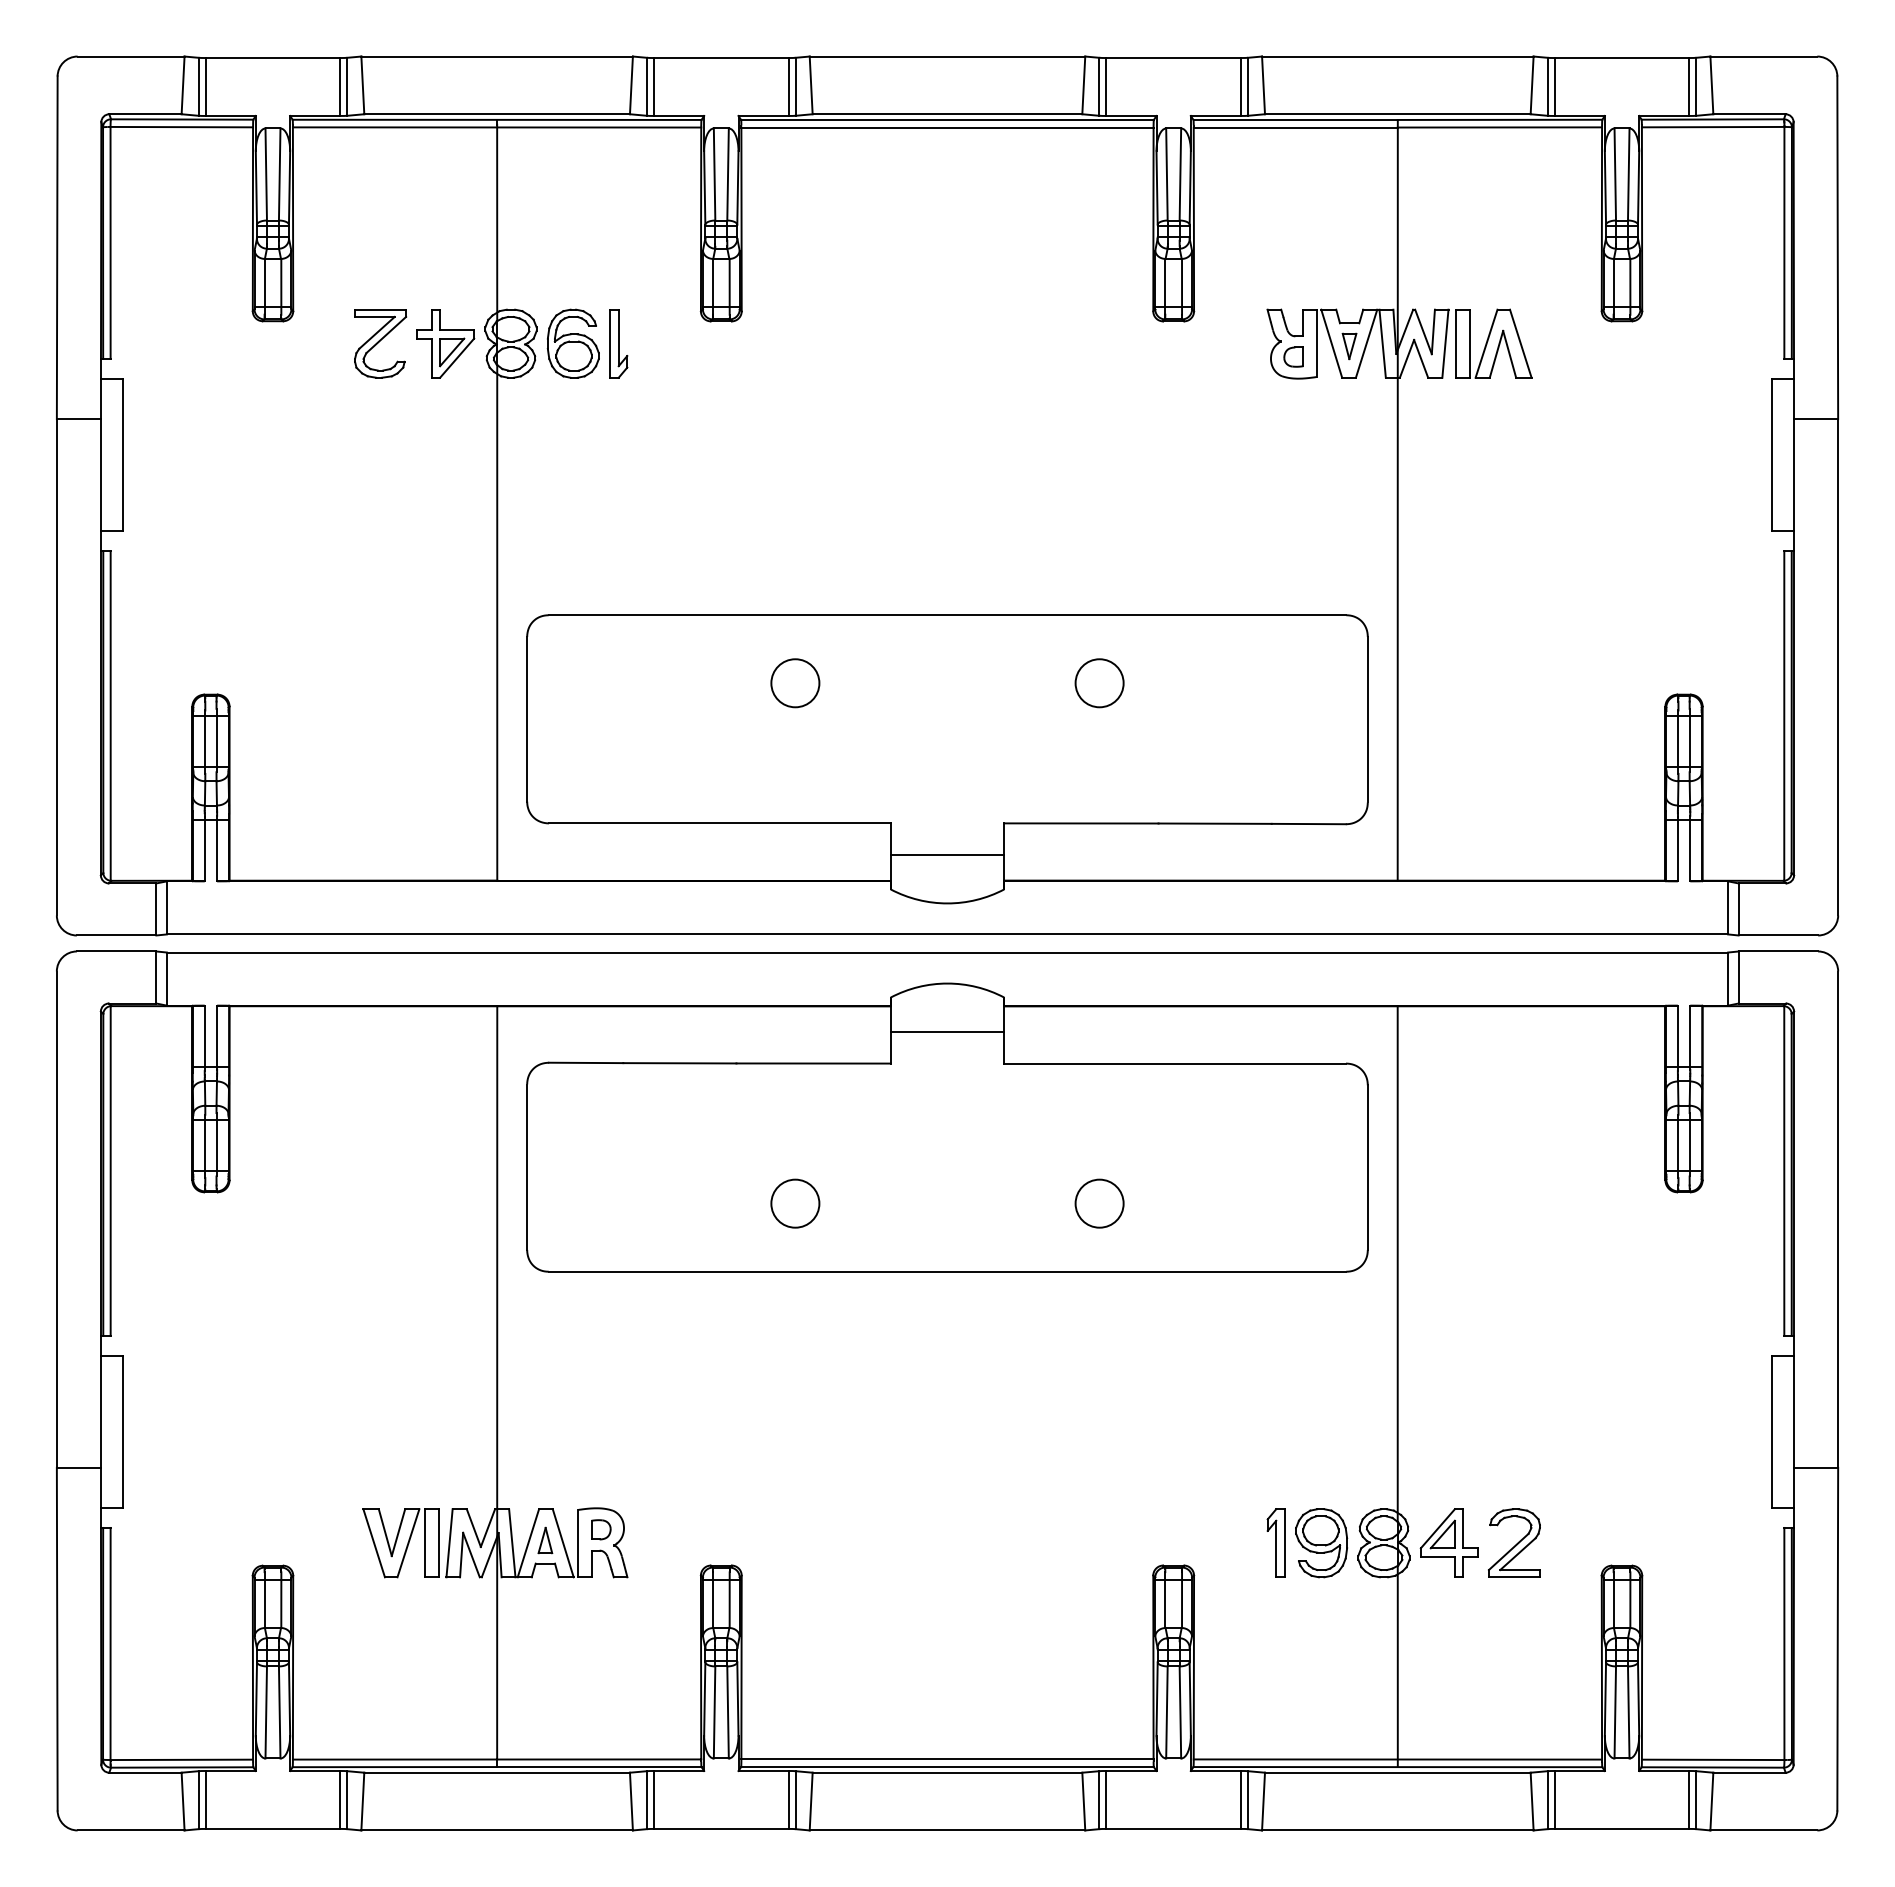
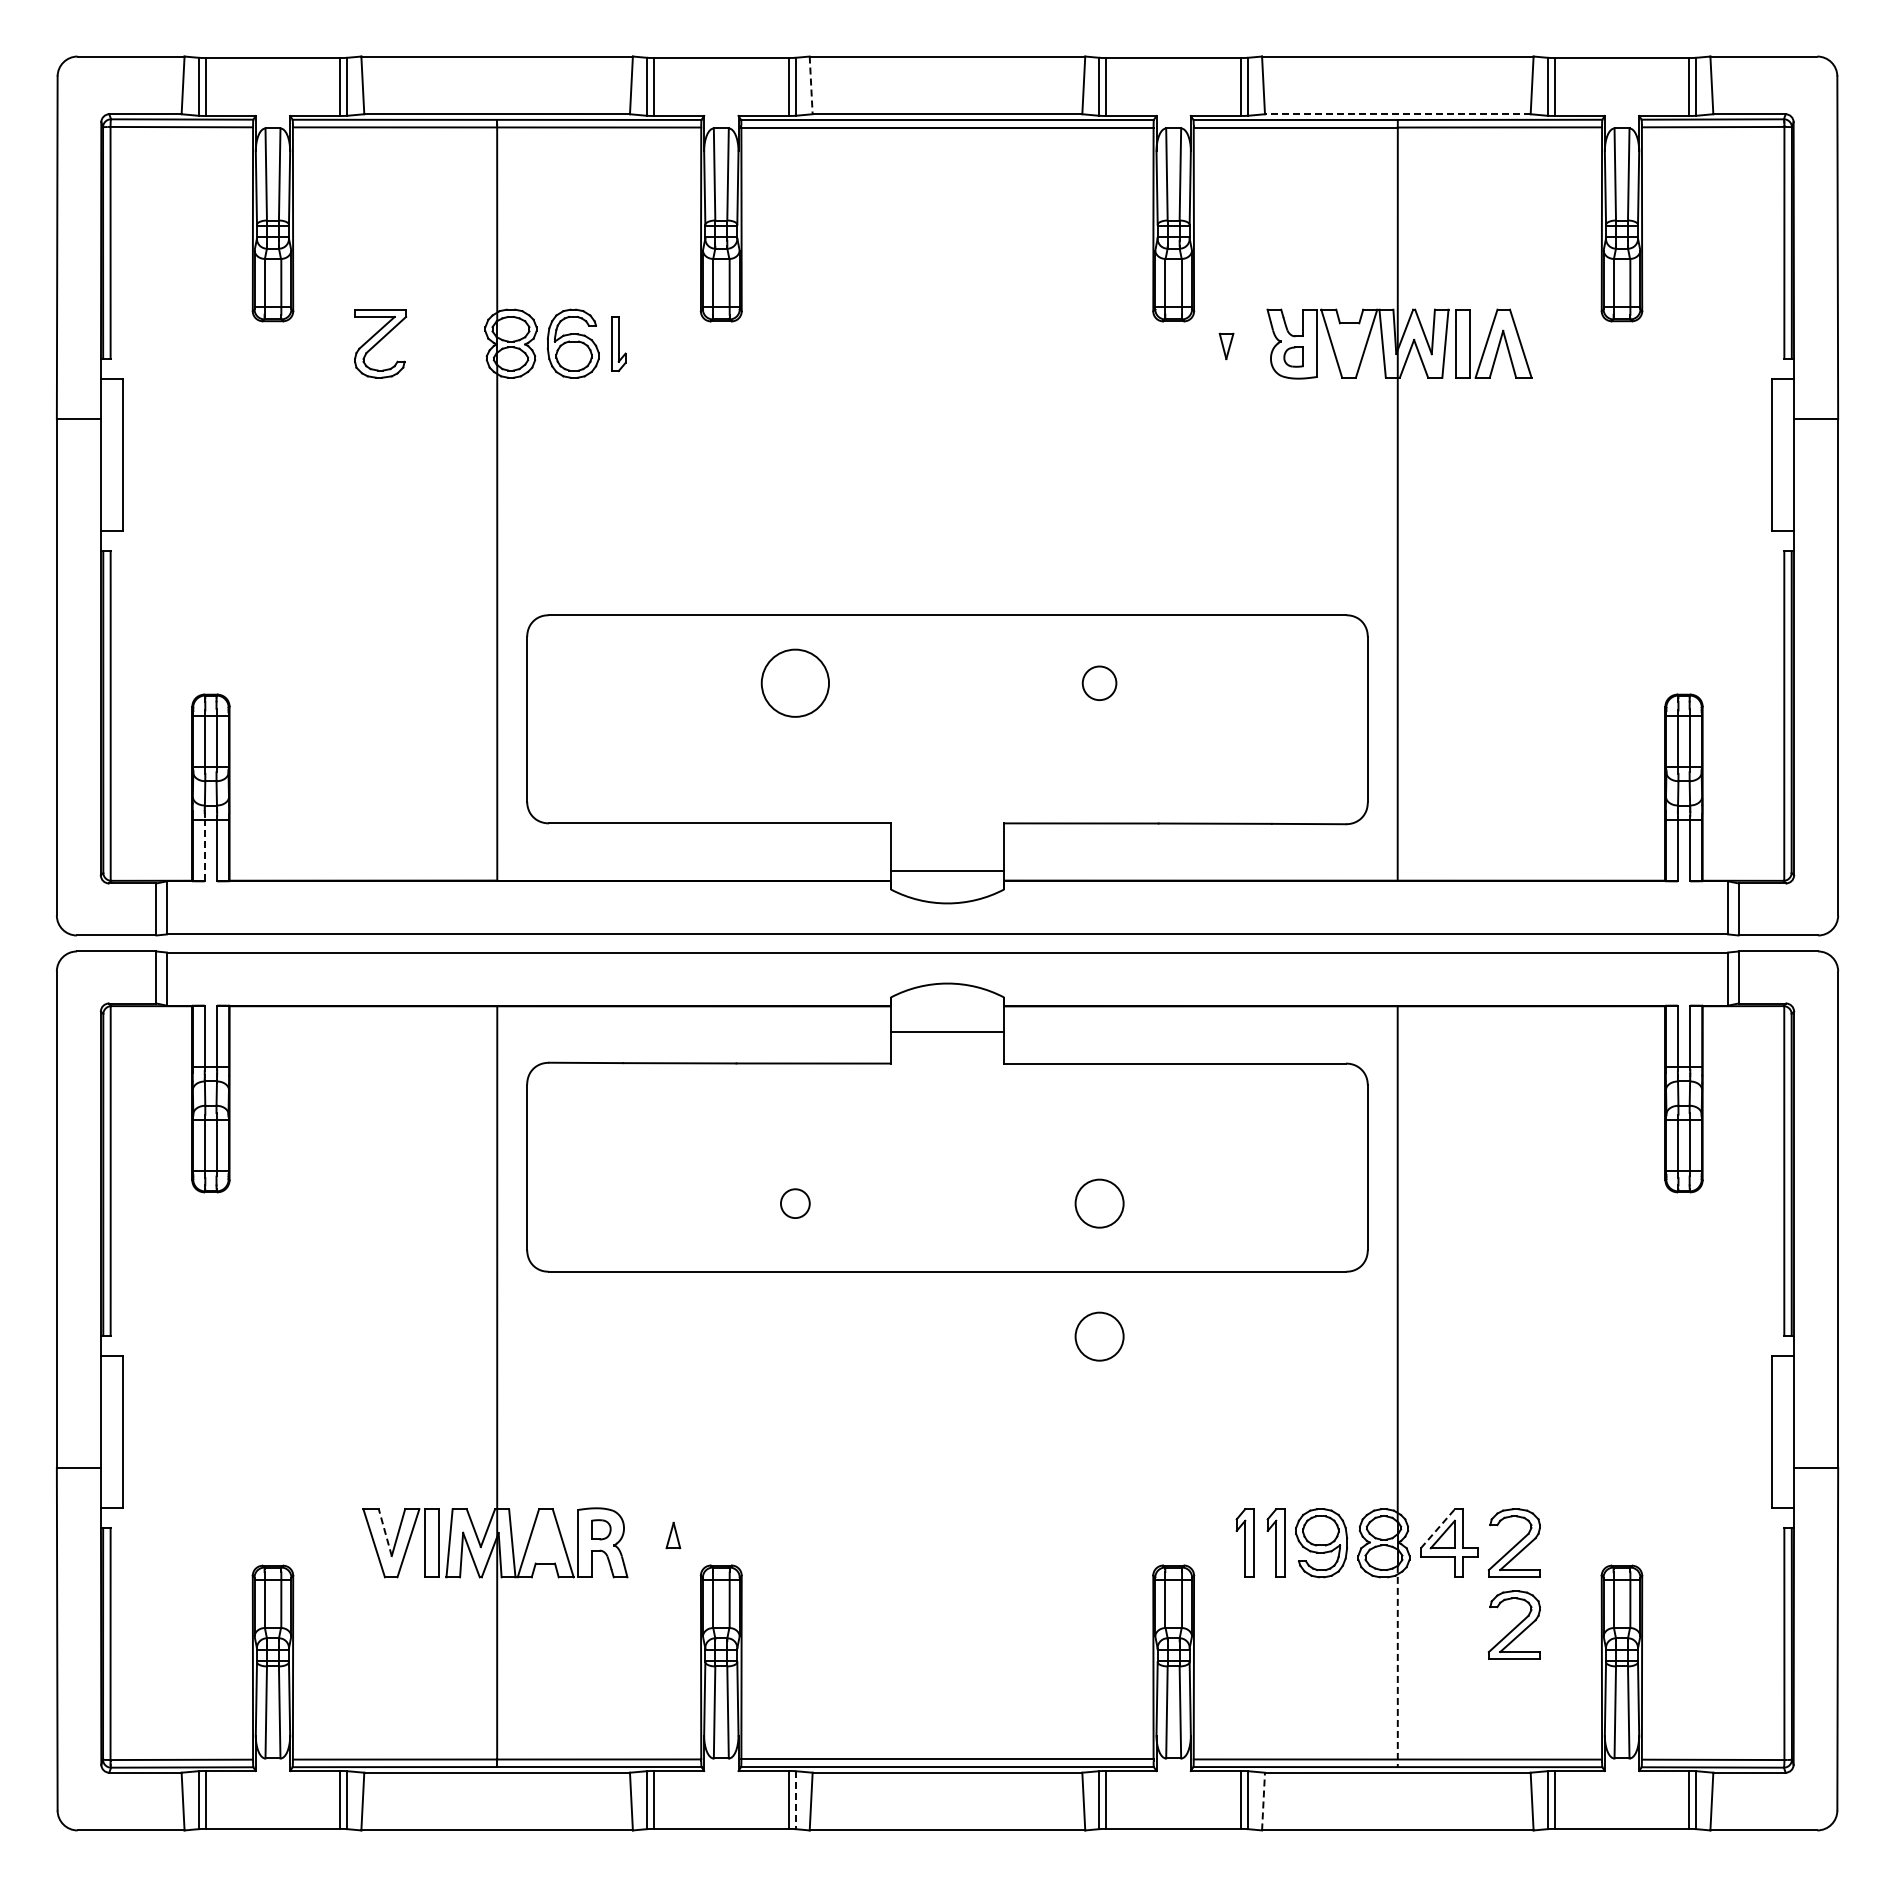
line: solid -> dashed (811, 85)
line: solid -> dashed (1397, 114)
part: present -> none (445, 343)
part size: 20x70 px -> 16x56 px (618, 343)
part position: (1349, 346) -> (1226, 346) (1226, 346)
circle diameter: 48 px -> 67 px (795, 682)
circle size: 51x51 px -> 37x36 px (1099, 682)
line: solid -> dashed (204, 848)
line position: (947, 855) -> (947, 871) (947, 871)
circle diameter: 48 px -> 29 px (794, 1203)
circle: none -> present (1099, 1336)
line: solid -> dashed (1437, 1528)
line: solid -> dashed (385, 1532)
part position: (545, 1540) -> (673, 1535) (673, 1535)
part: none -> present (1244, 1542)
part: none -> present (1514, 1624)
line: solid -> dashed (1397, 1667)
line: solid -> dashed (795, 1800)
line: solid -> dashed (1263, 1801)
